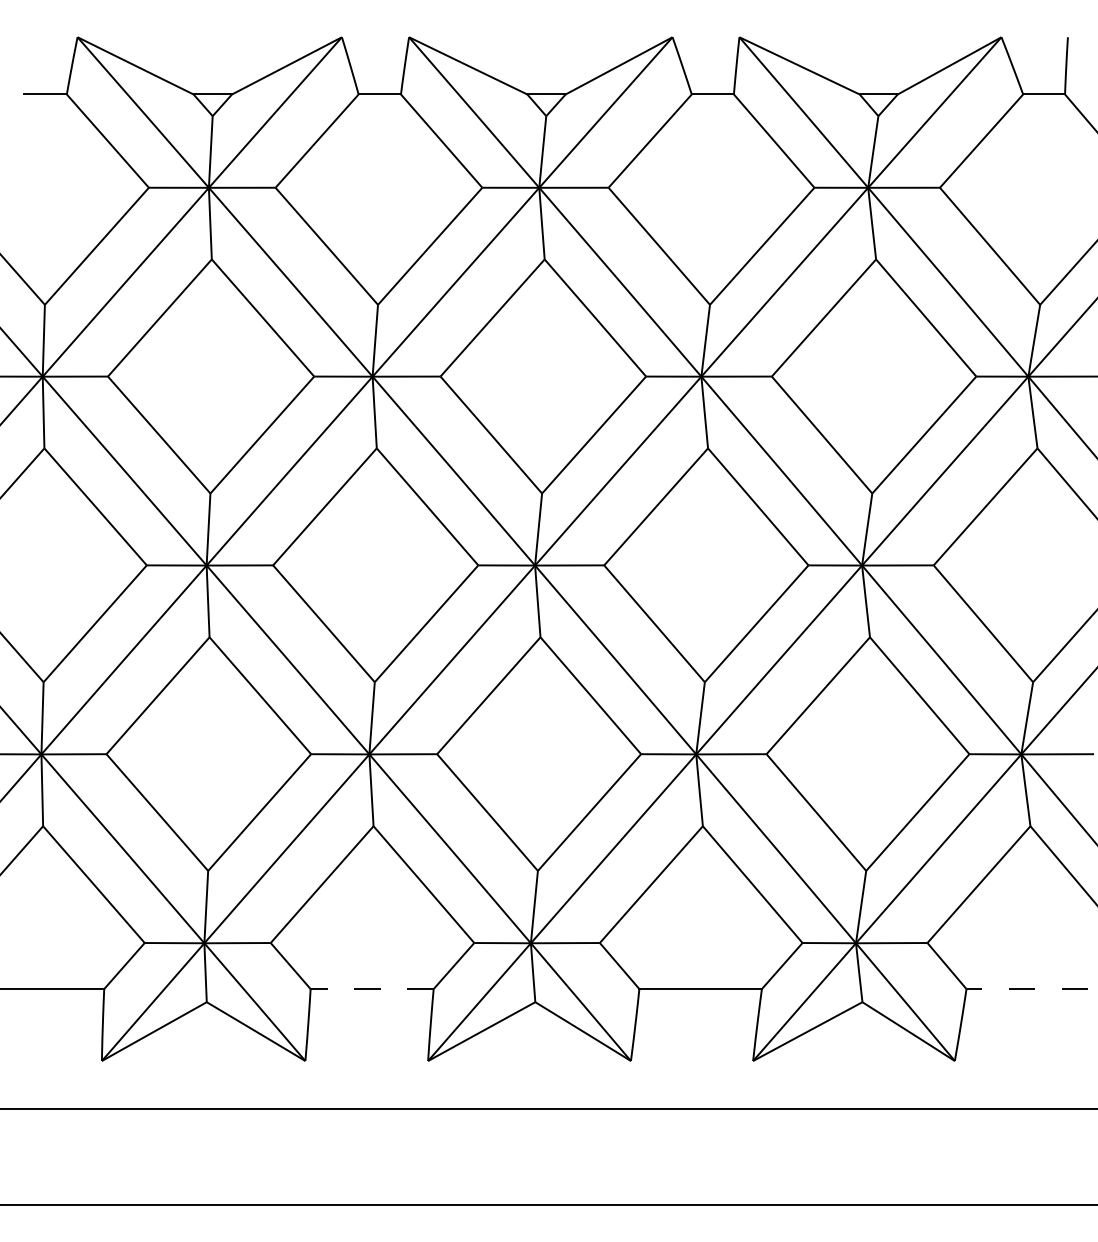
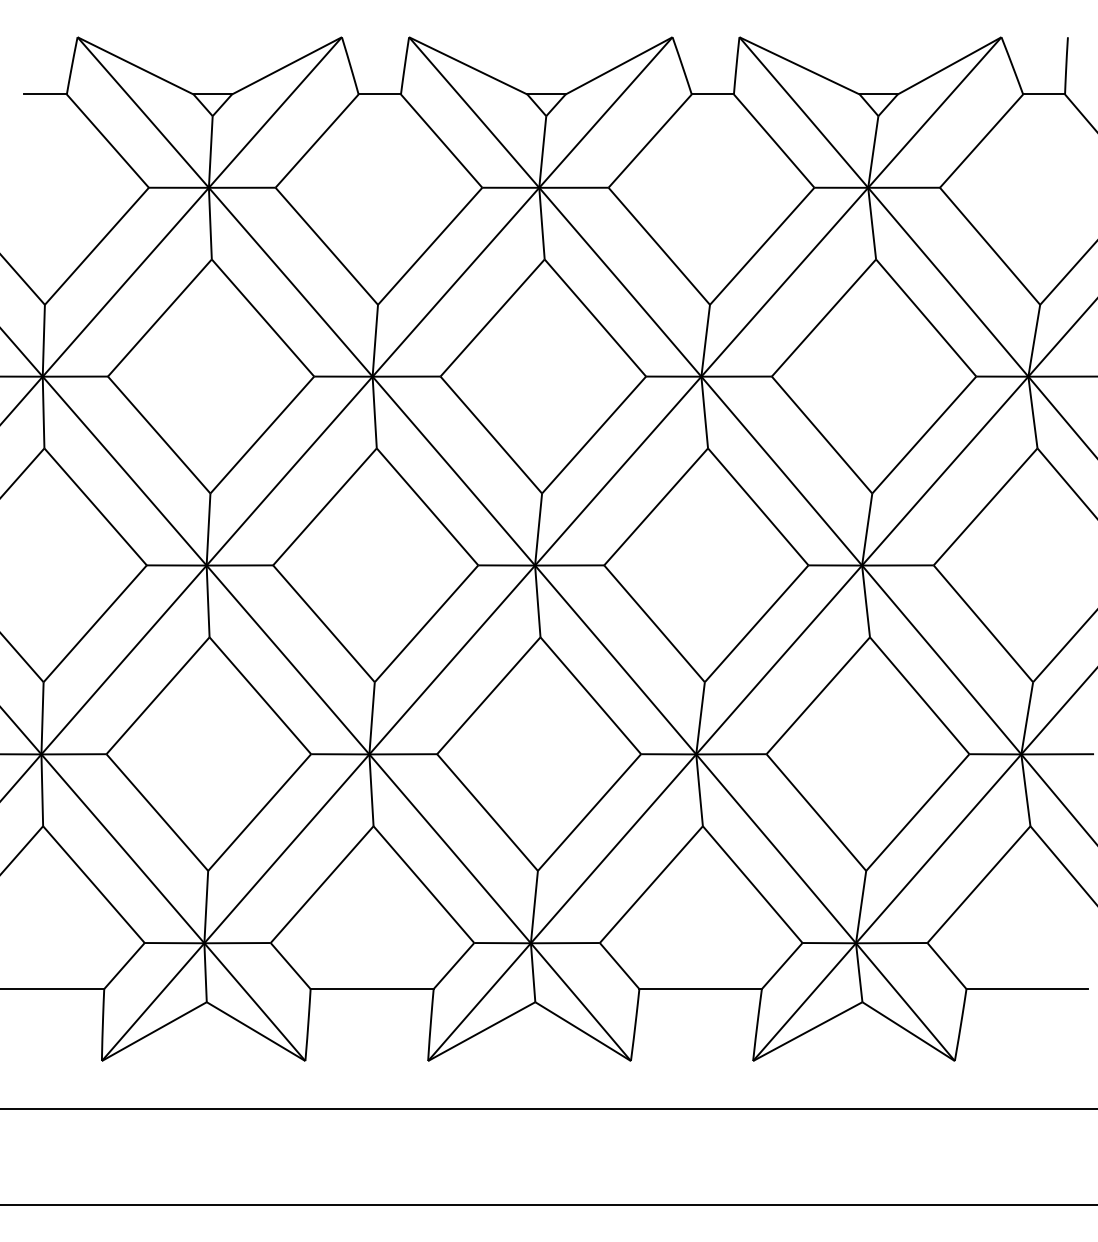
line: dashed -> solid (372, 989)
line: dashed -> solid (1027, 989)
